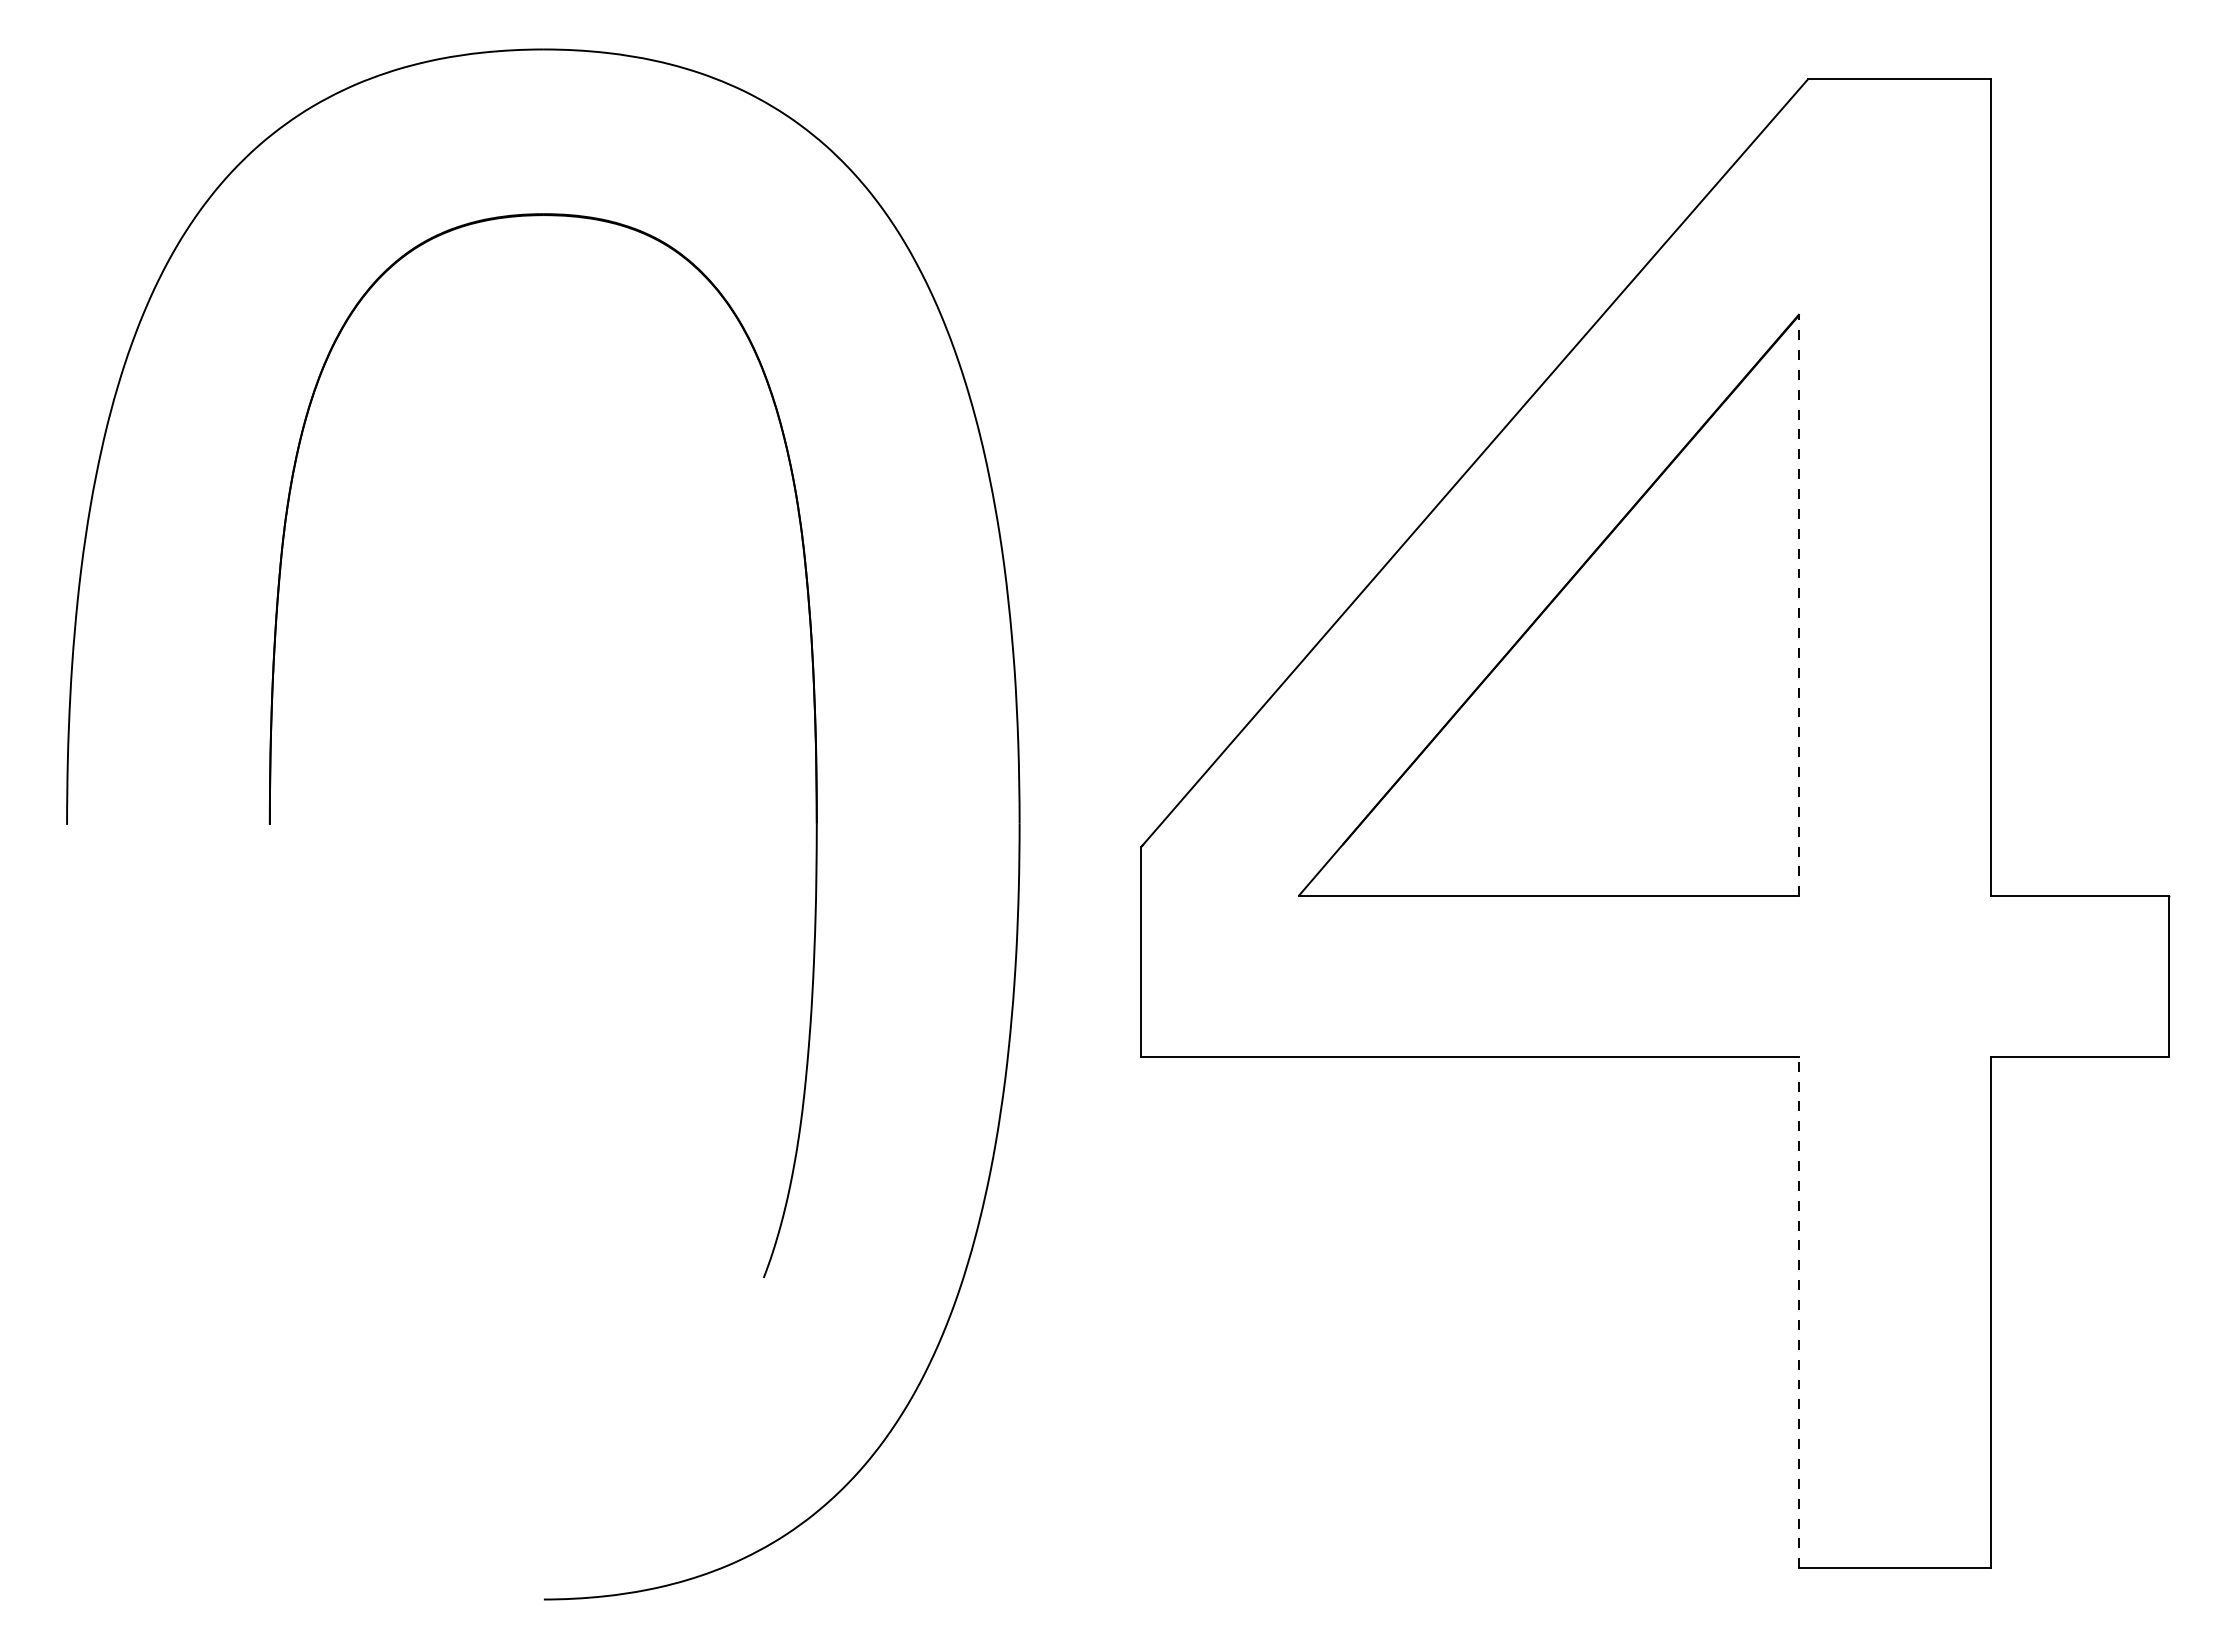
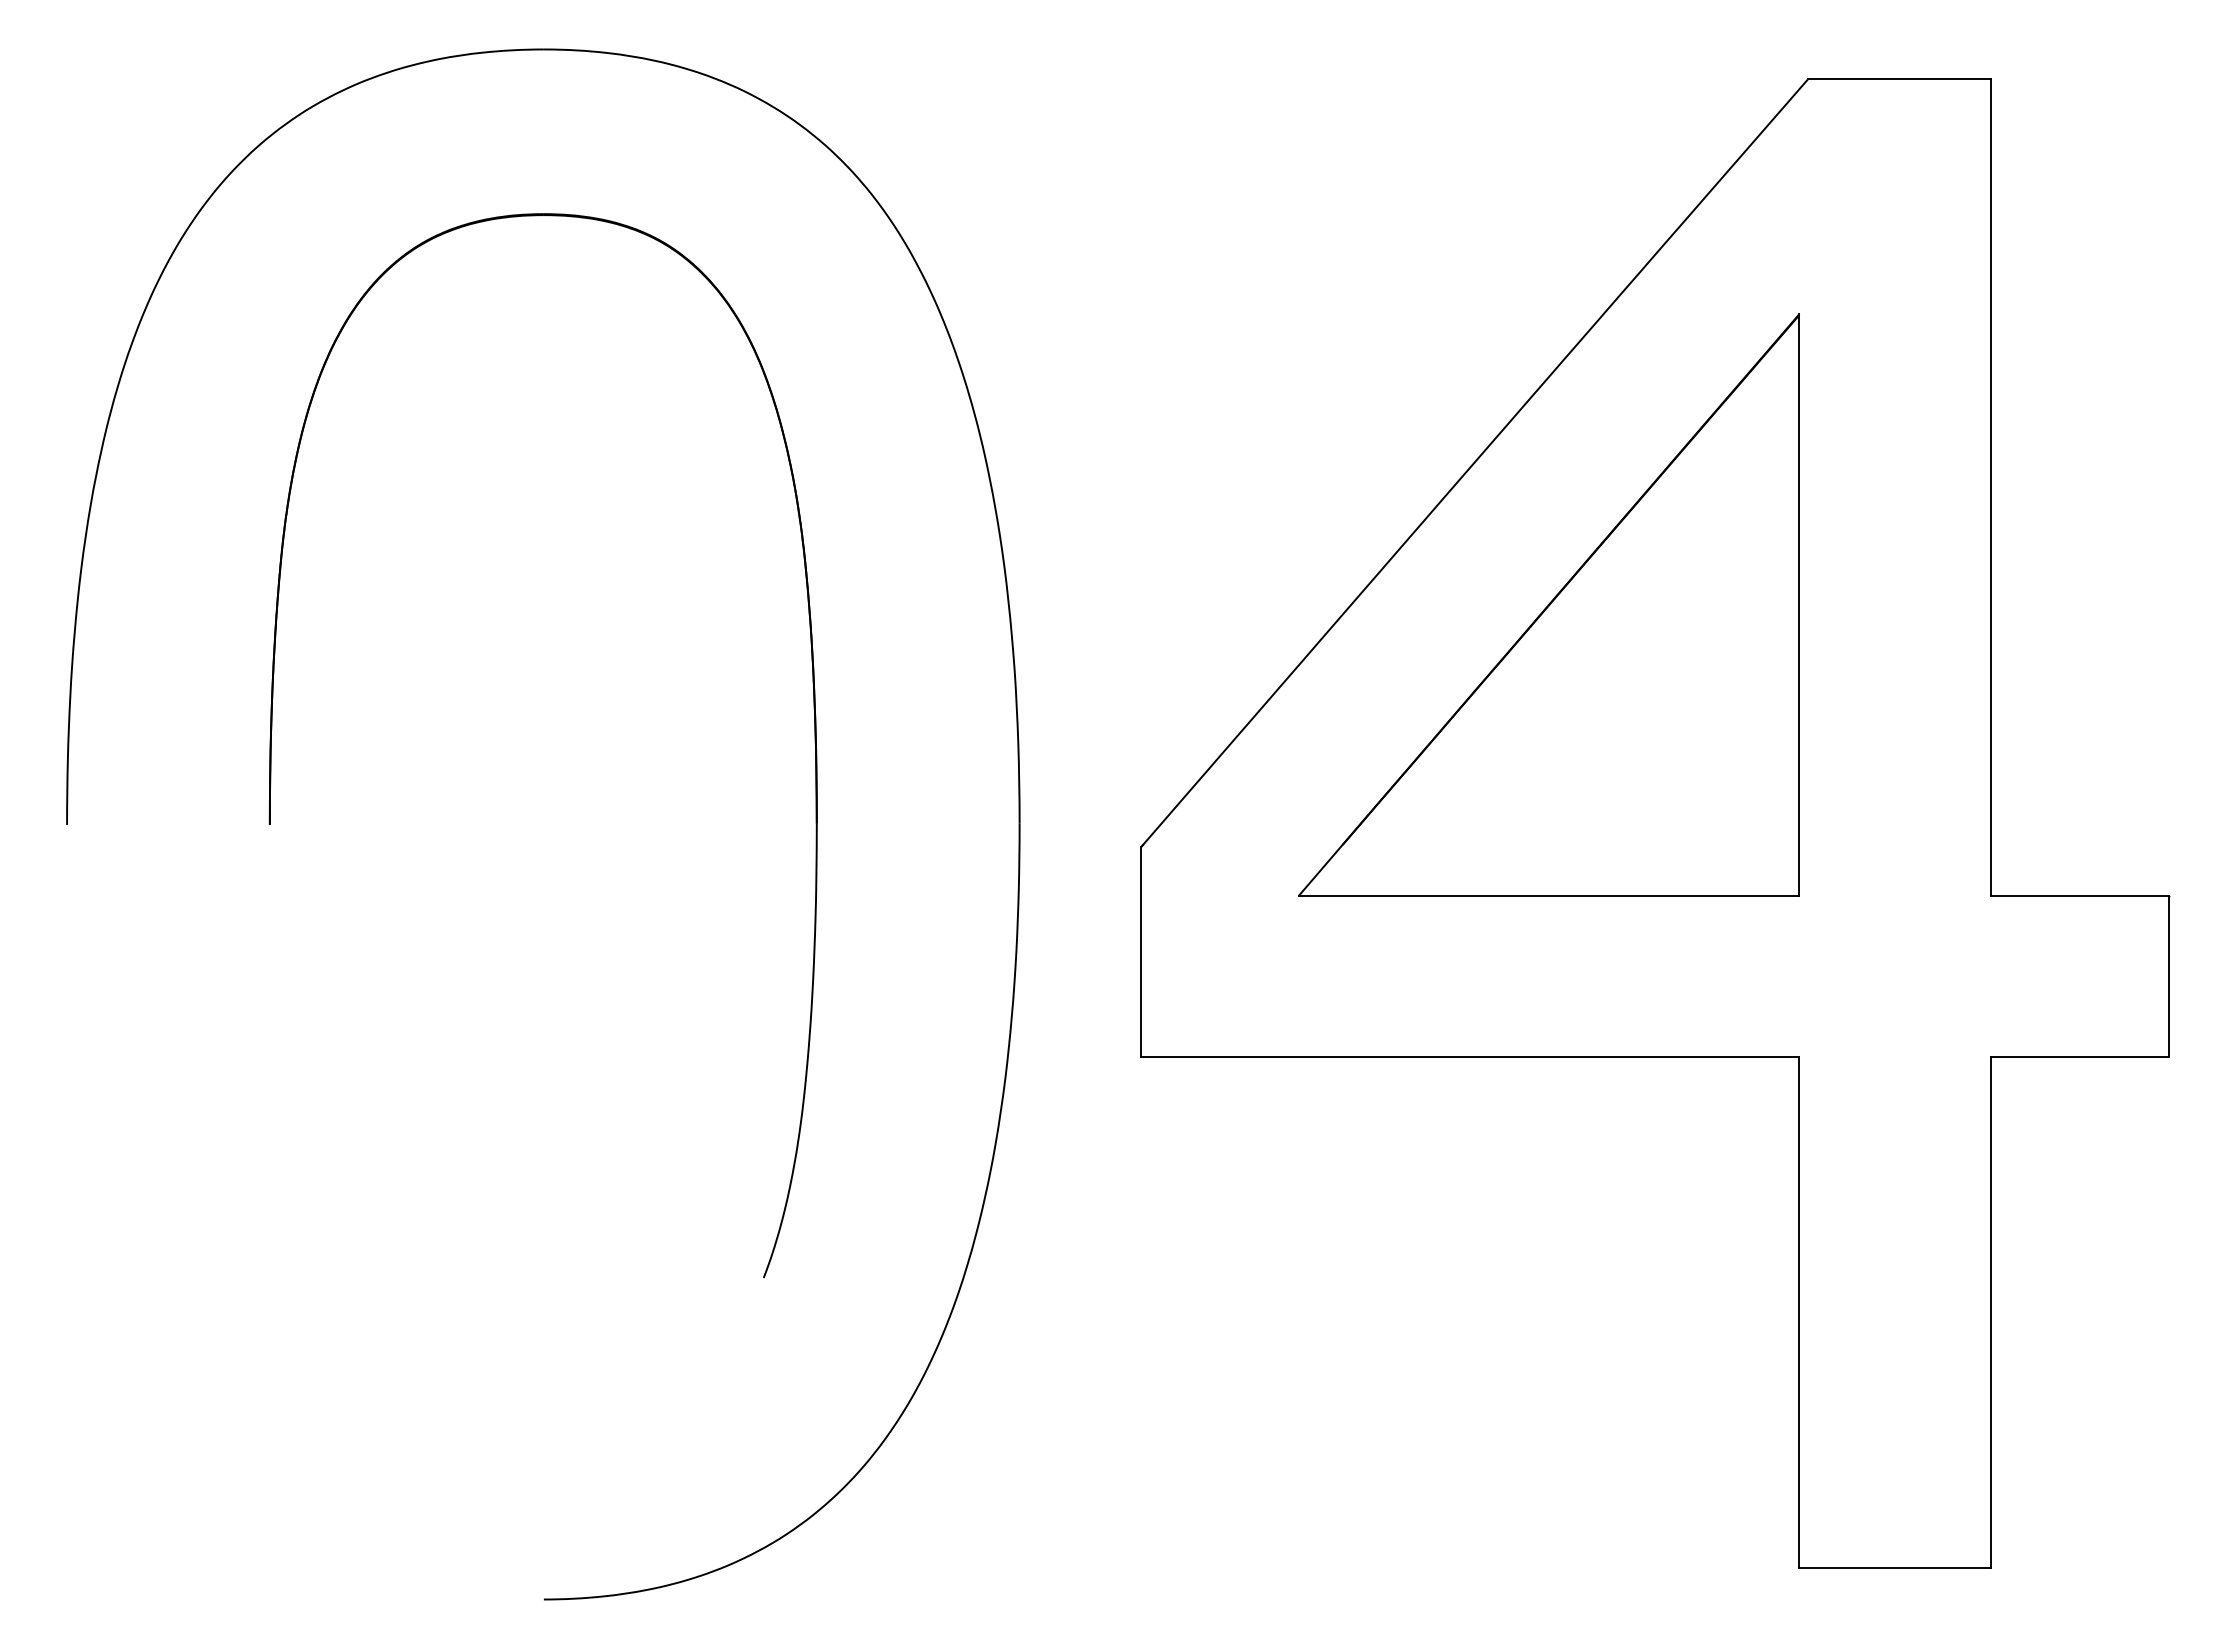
line: dashed -> solid (1799, 604)
line: dashed -> solid (1799, 1312)
